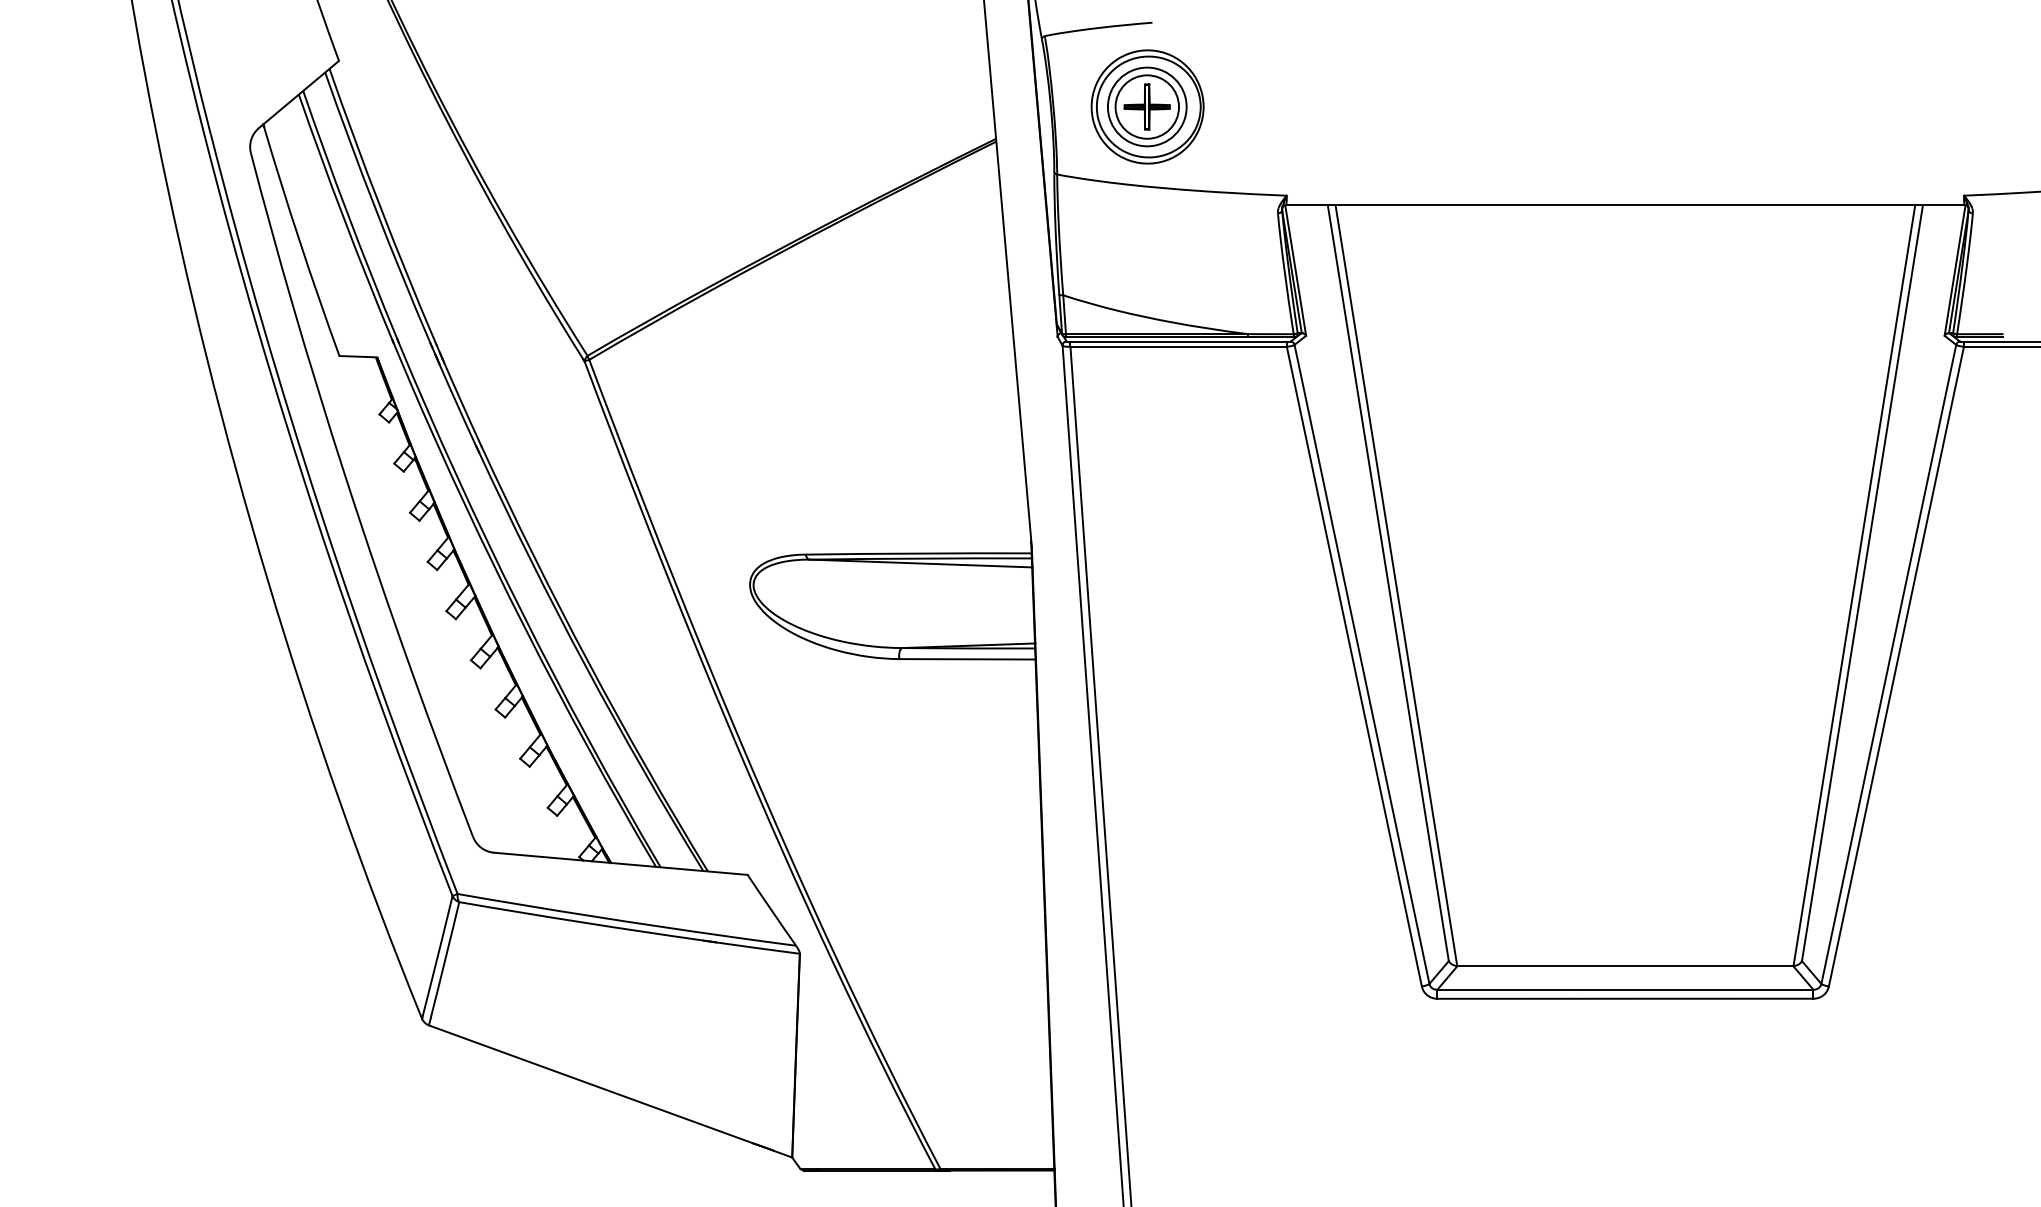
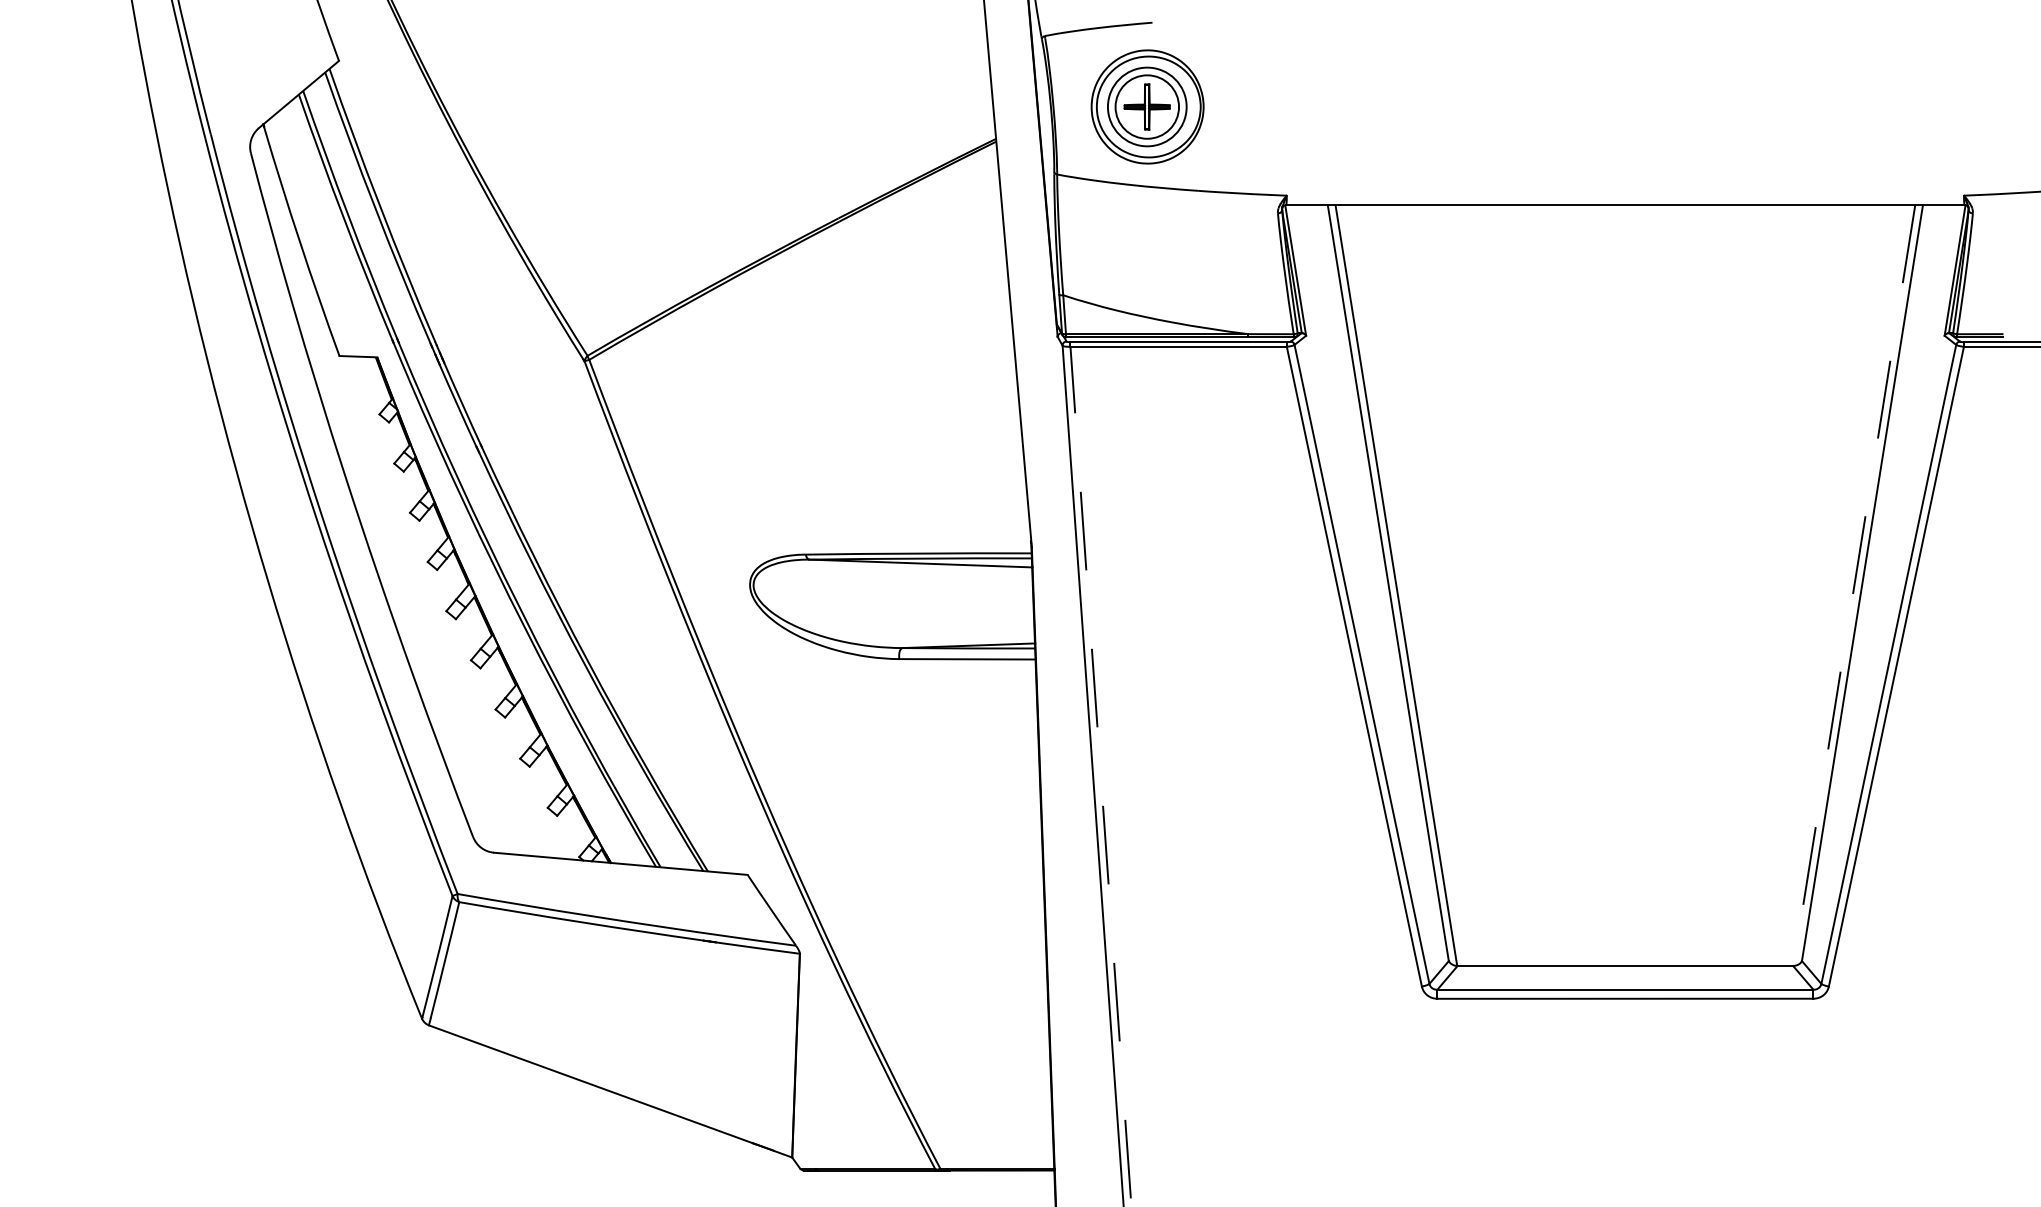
line: solid -> dashed (1854, 586)
line: solid -> dashed (1100, 776)
